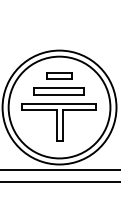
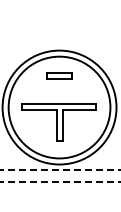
part: present -> none (58, 91)
line: solid -> dashed (60, 170)
line: solid -> dashed (60, 182)
